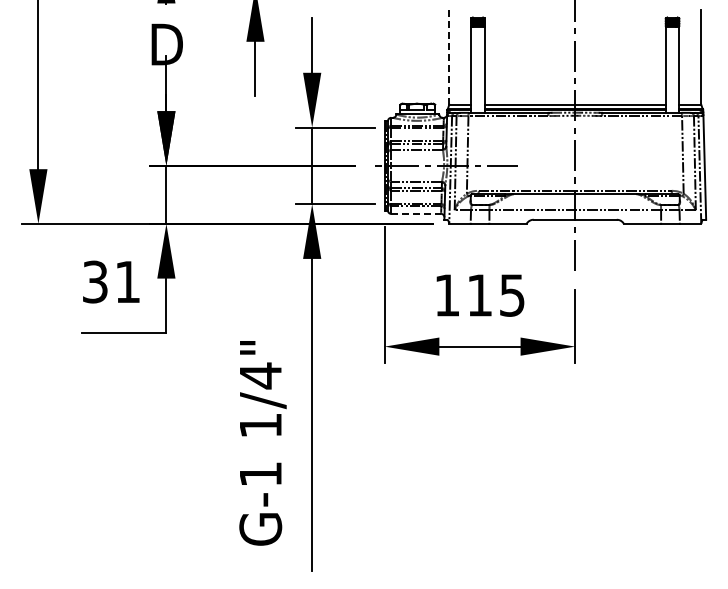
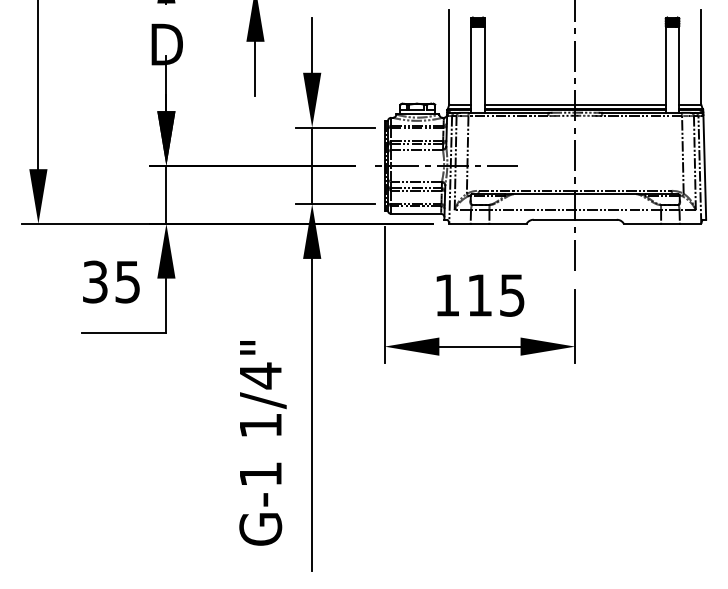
line: dashed -> solid (449, 57)
line: dashed -> solid (416, 213)
text: 31 -> 35 (127, 282)
